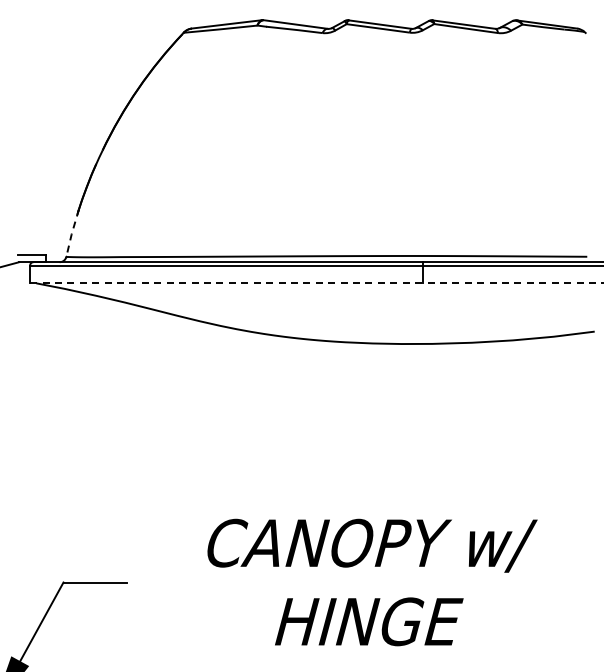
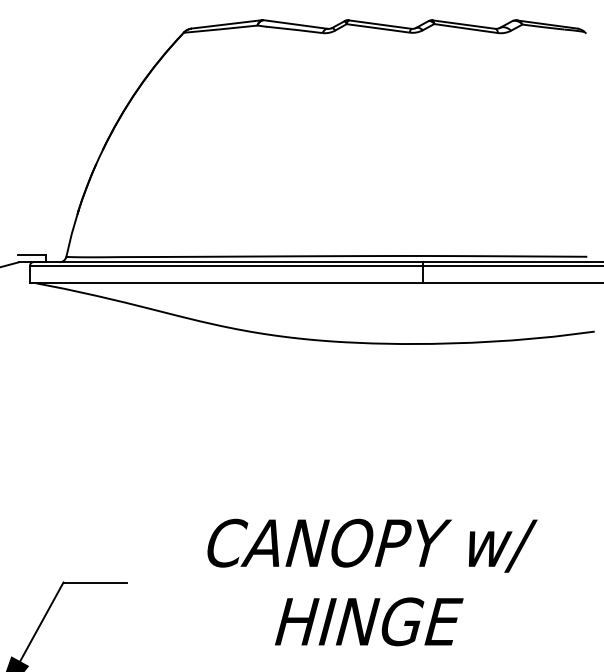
line: dashed -> solid (71, 234)
line: dashed -> solid (317, 283)
